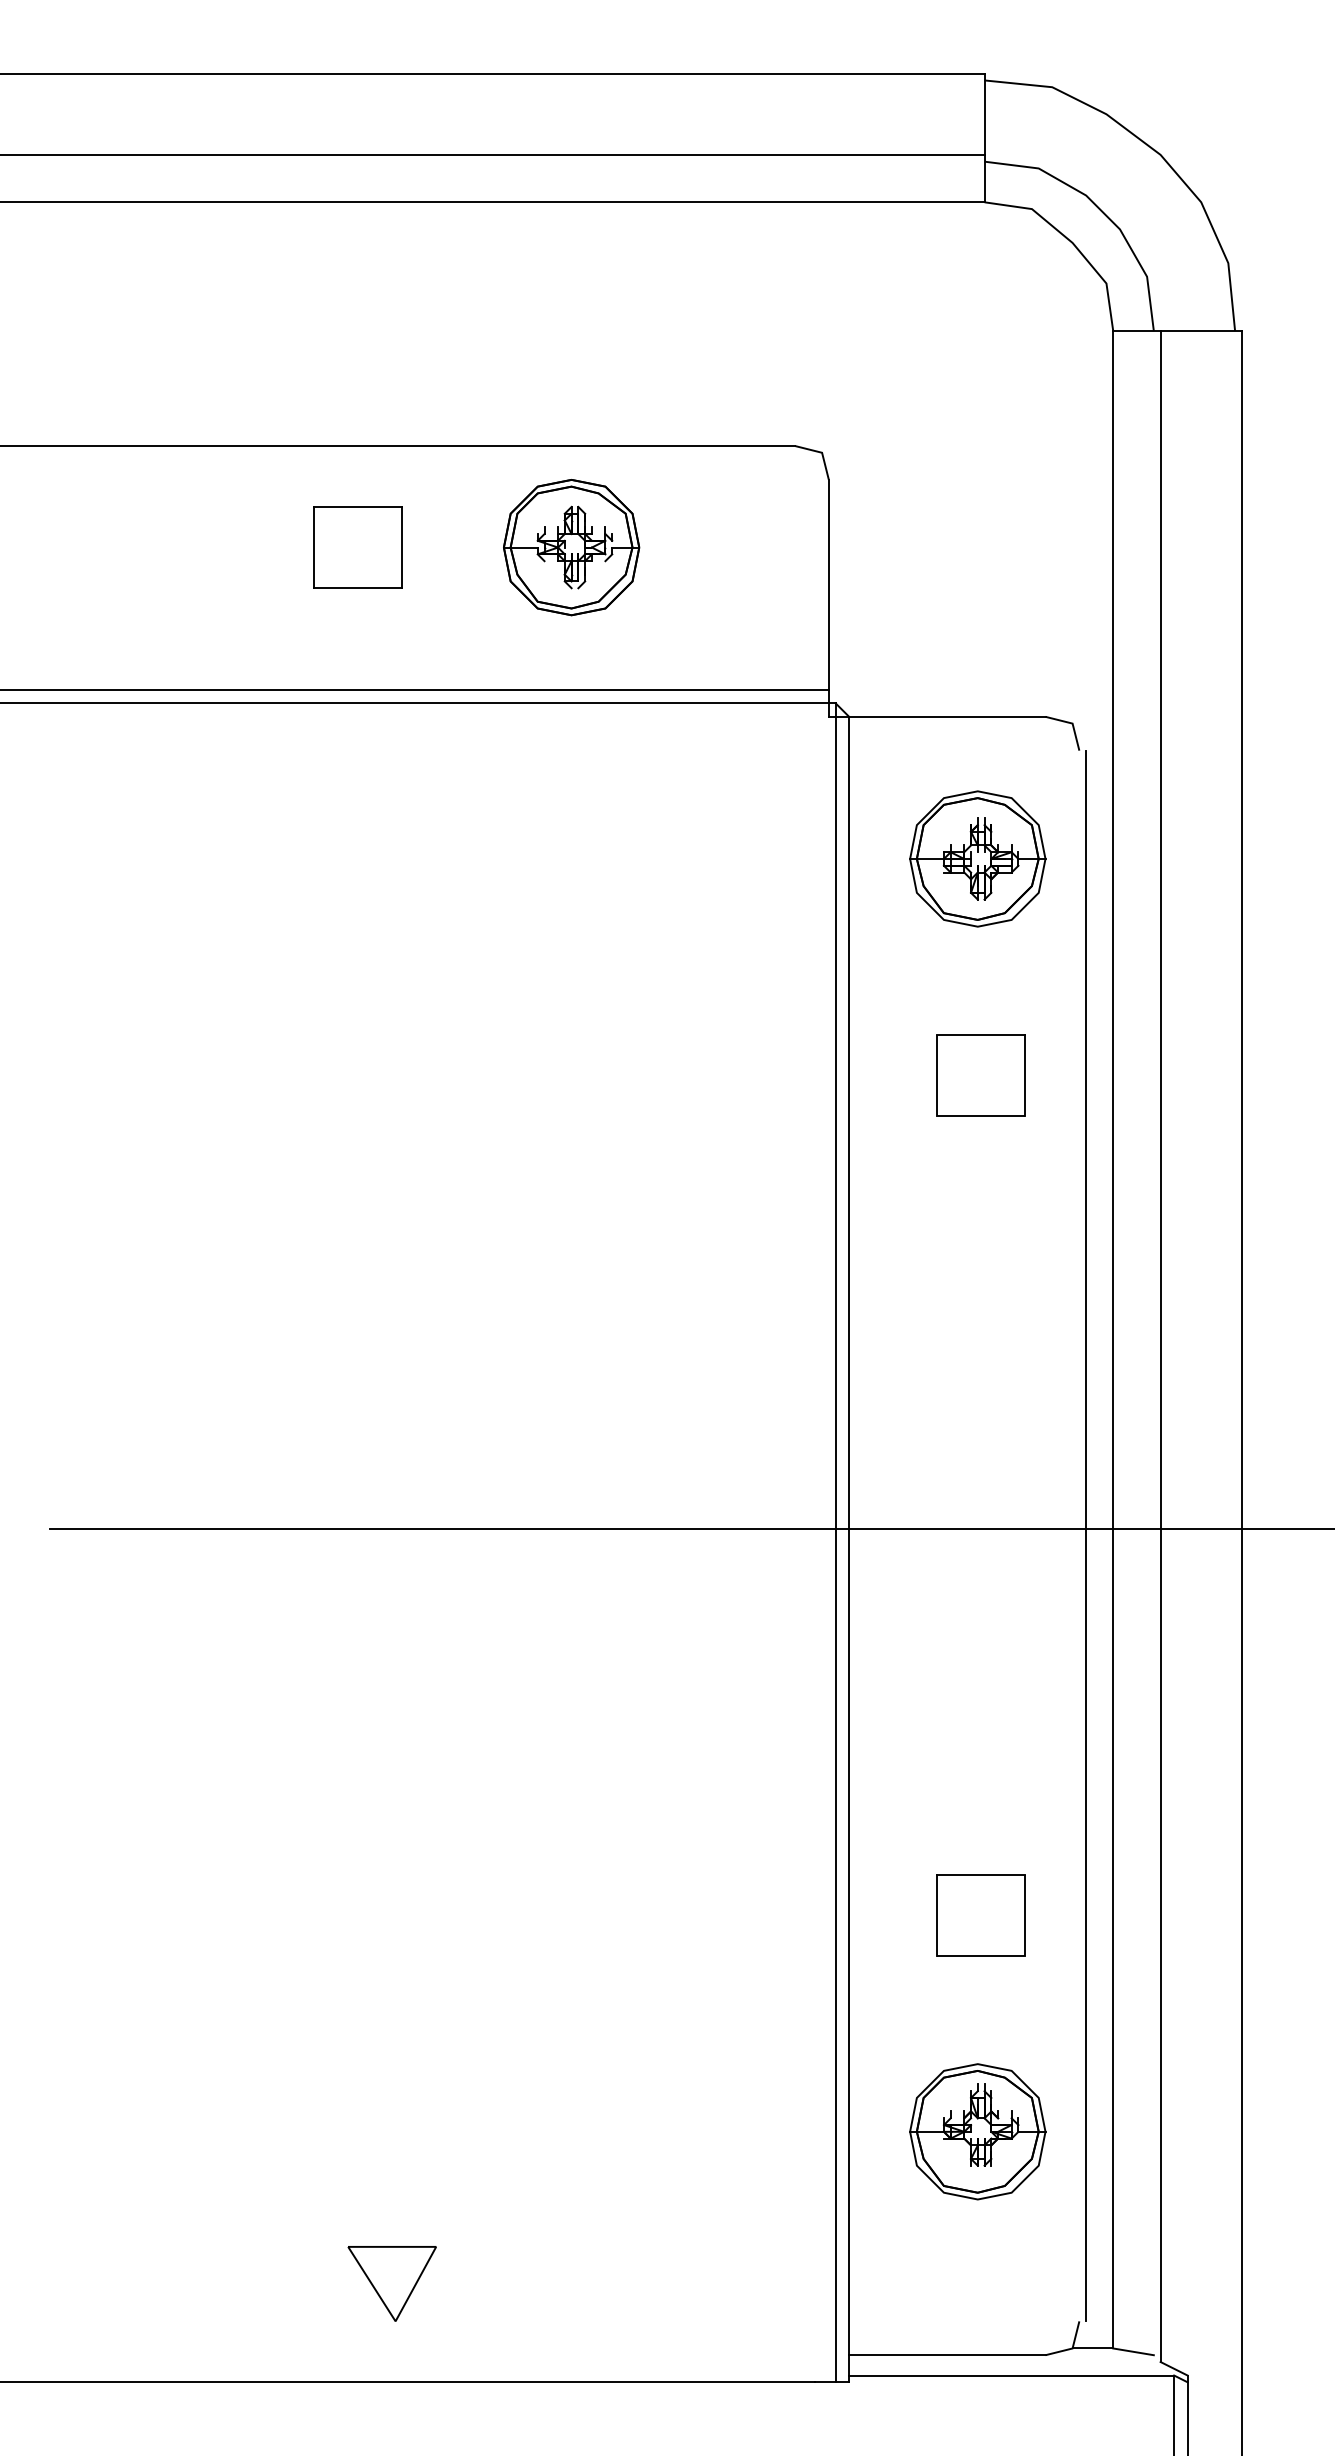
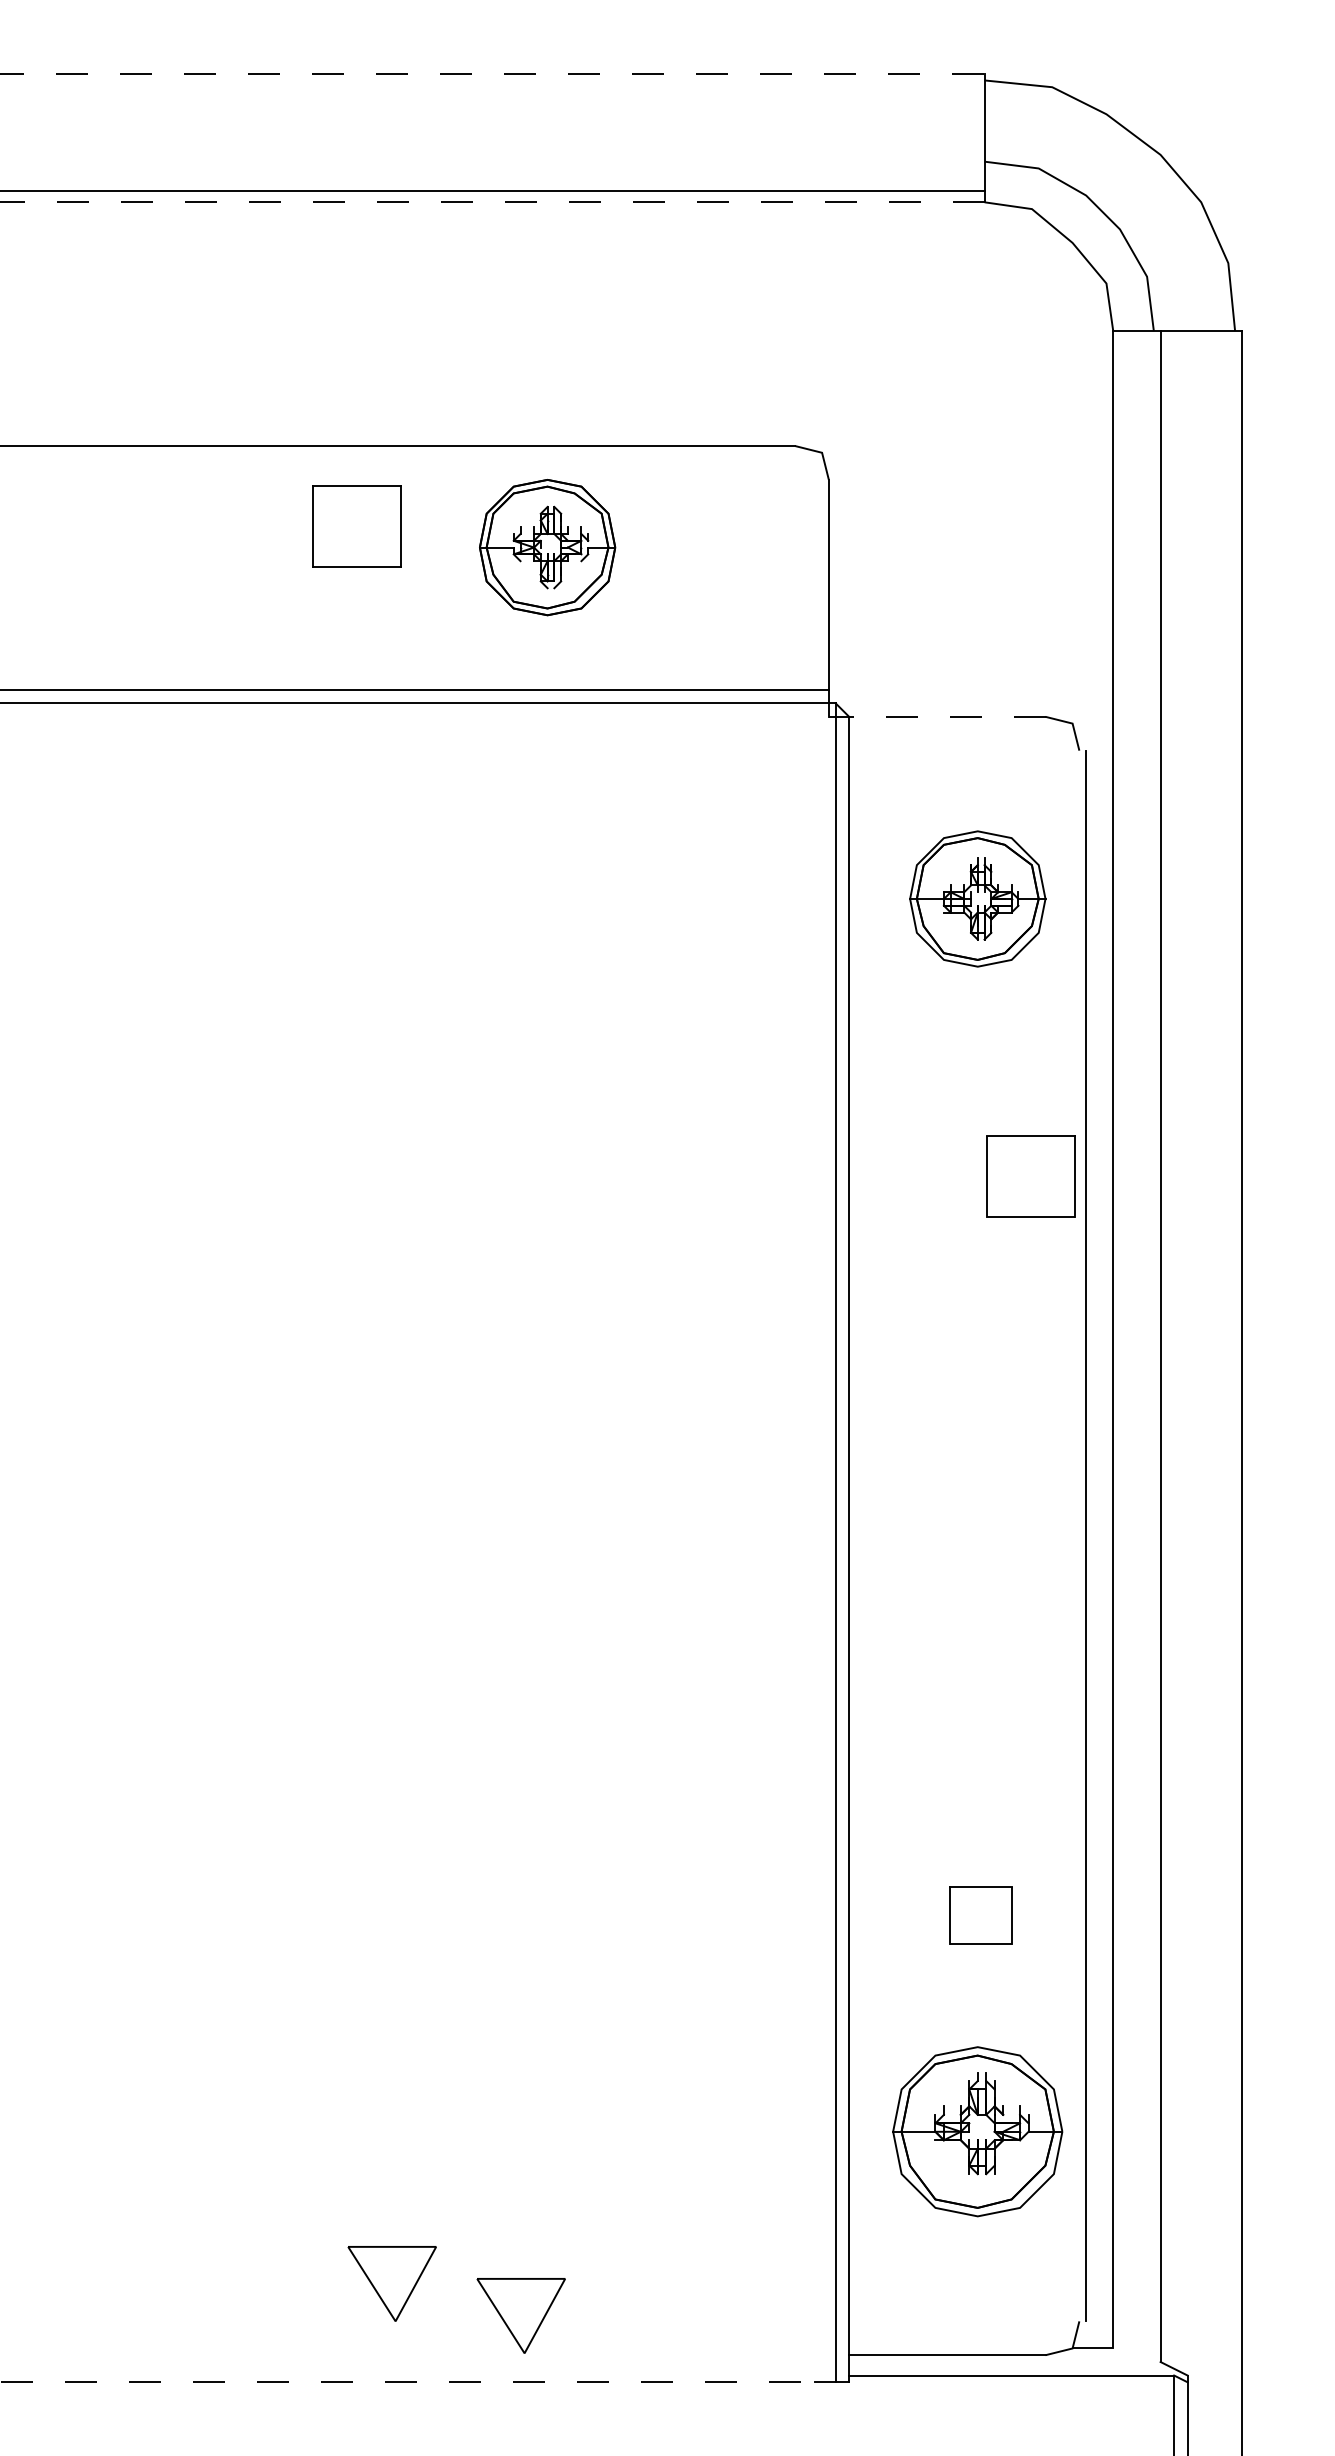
line: solid -> dashed (492, 73)
line position: (493, 154) -> (493, 190) (493, 190)
line: solid -> dashed (492, 202)
part position: (357, 547) -> (356, 526) (356, 526)
part position: (571, 547) -> (547, 547) (547, 547)
line: solid -> dashed (936, 716)
part position: (977, 858) -> (977, 898) (977, 898)
part position: (980, 1075) -> (1030, 1176) (1030, 1176)
line: present -> none (690, 1529)
part size: 90x83 px -> 64x59 px (980, 1915)
part size: 138x138 px -> 172x172 px (977, 2131)
part: none -> present (520, 2315)
line: present -> none (1133, 2351)
line: solid -> dashed (408, 2382)
